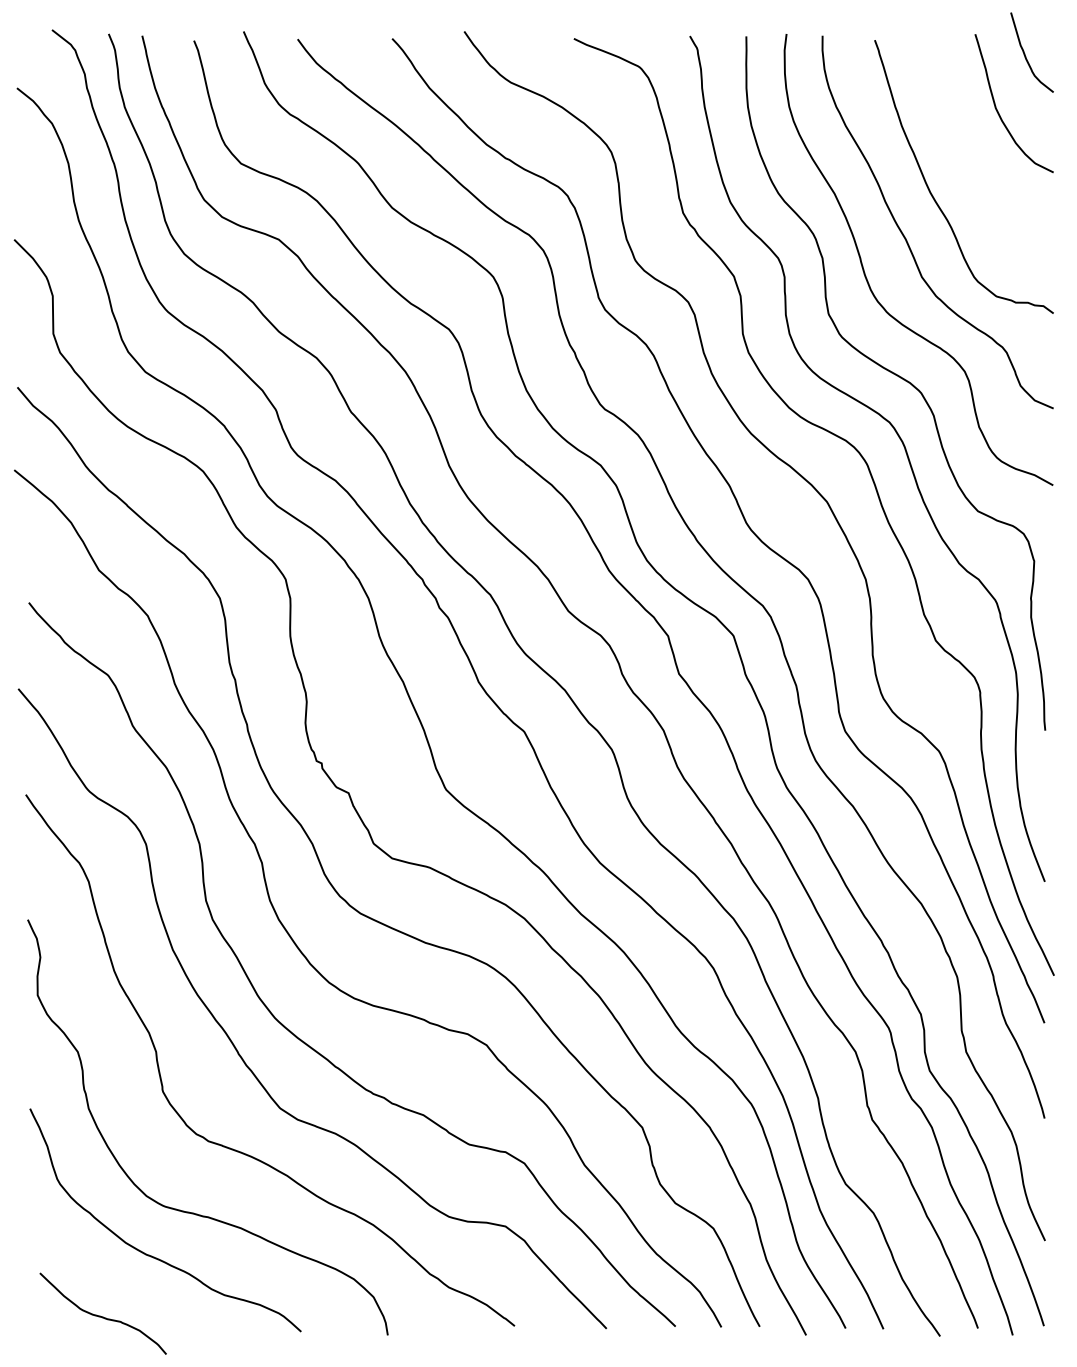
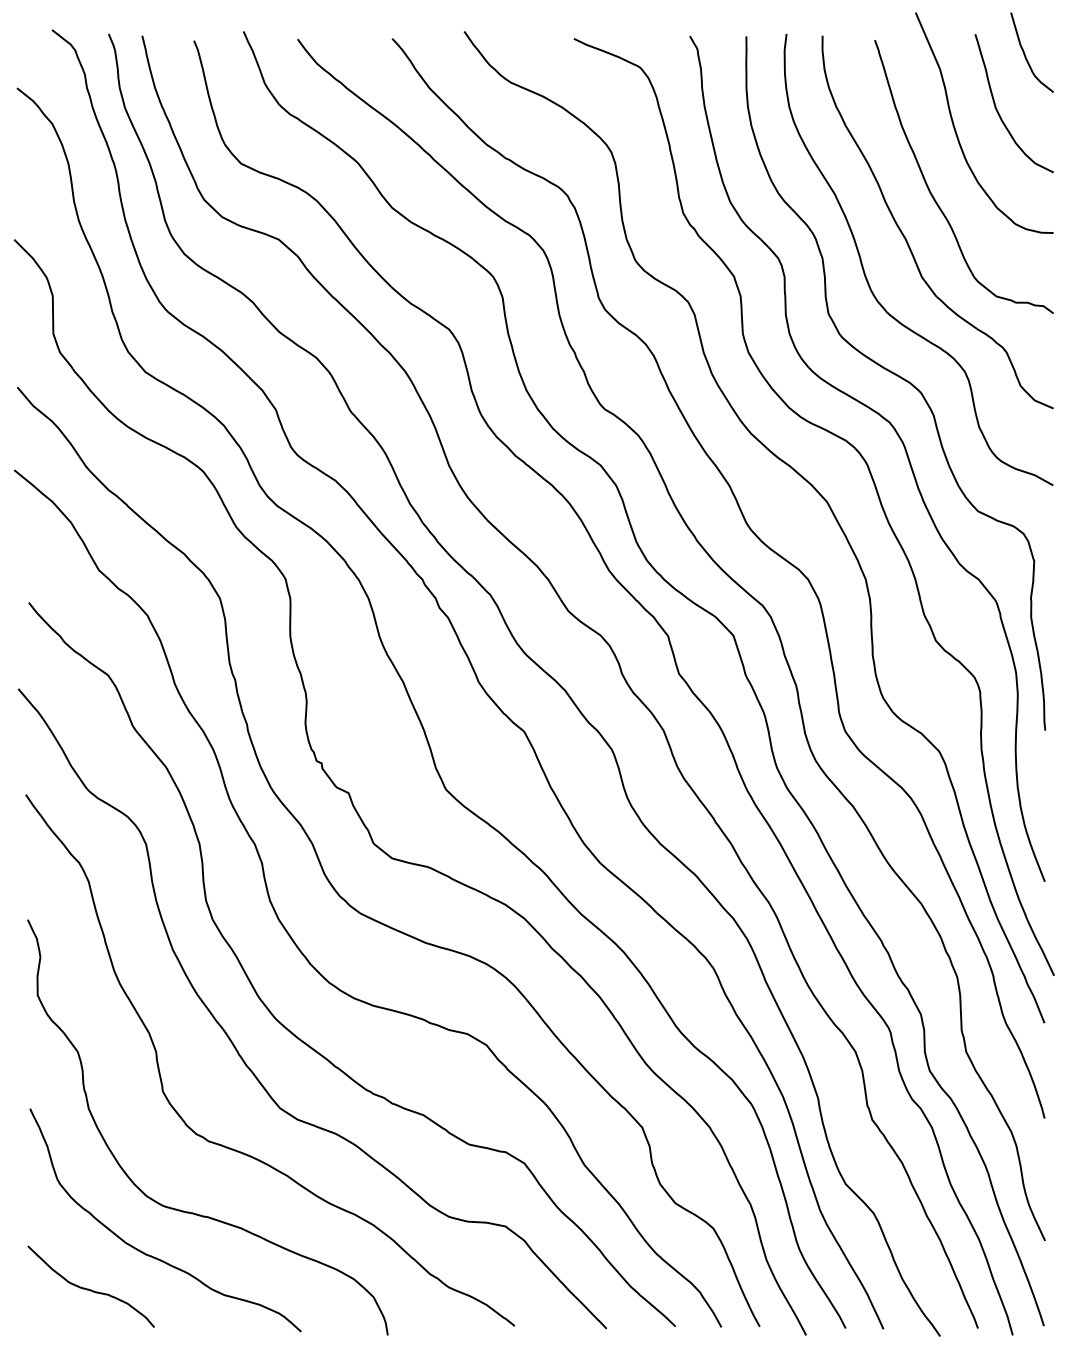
curve: none -> present (956, 130)
curve position: (100, 1315) -> (88, 1288) (88, 1288)
